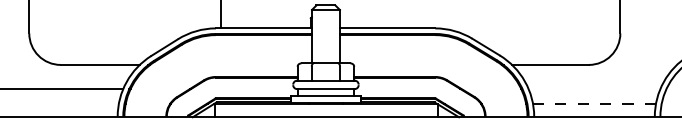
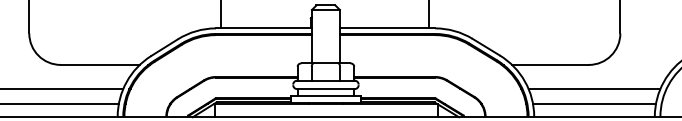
line: none -> present (428, 15)
line: none -> present (594, 88)
line: none -> present (60, 103)
line: dashed -> solid (594, 103)
